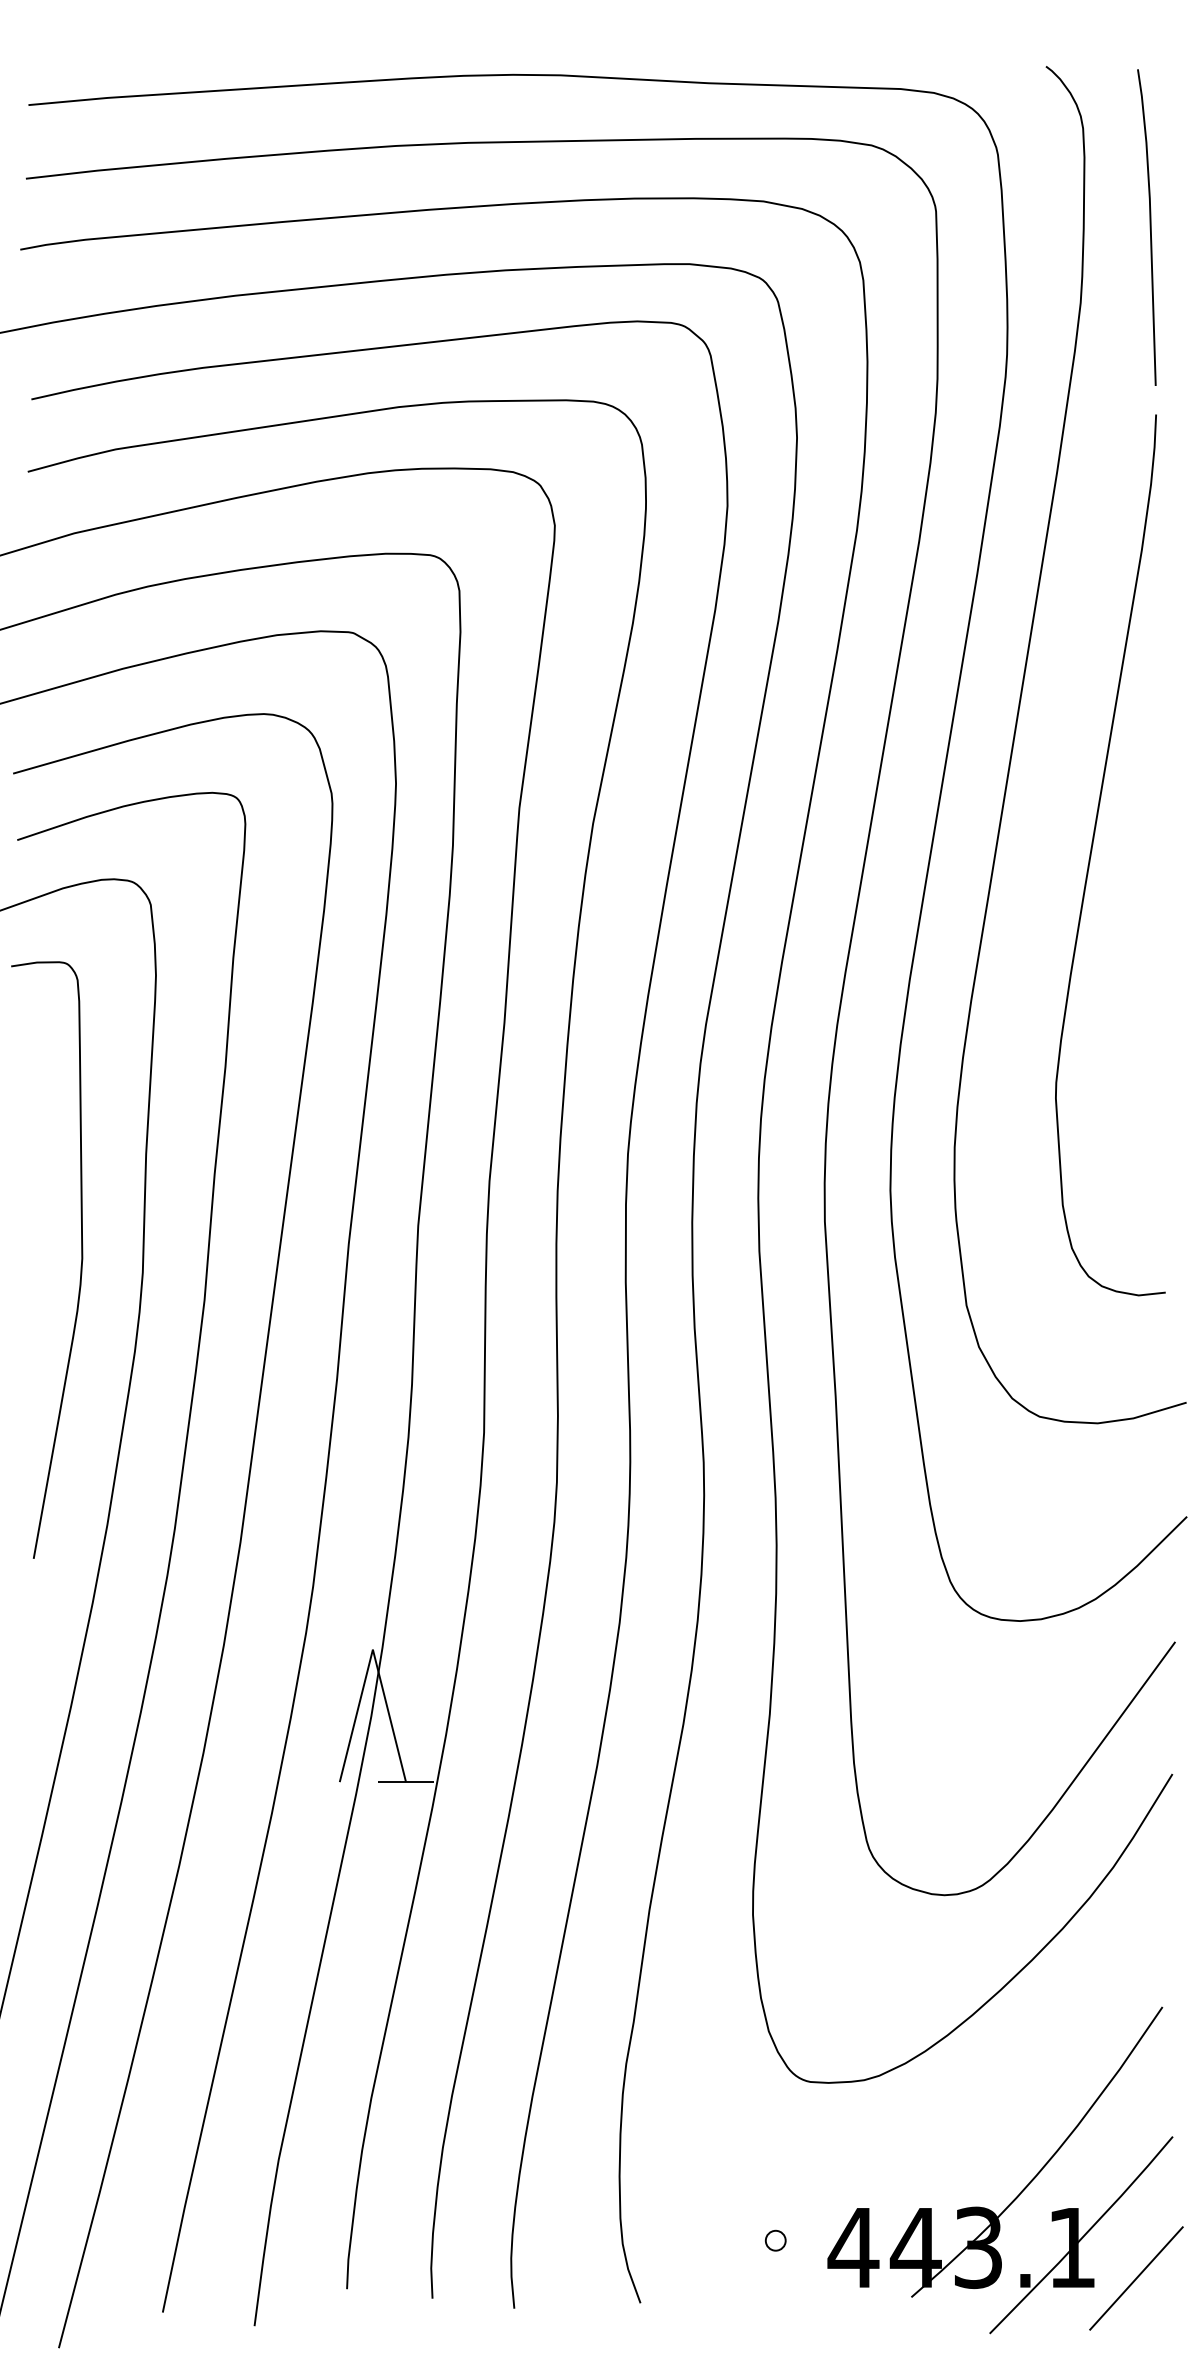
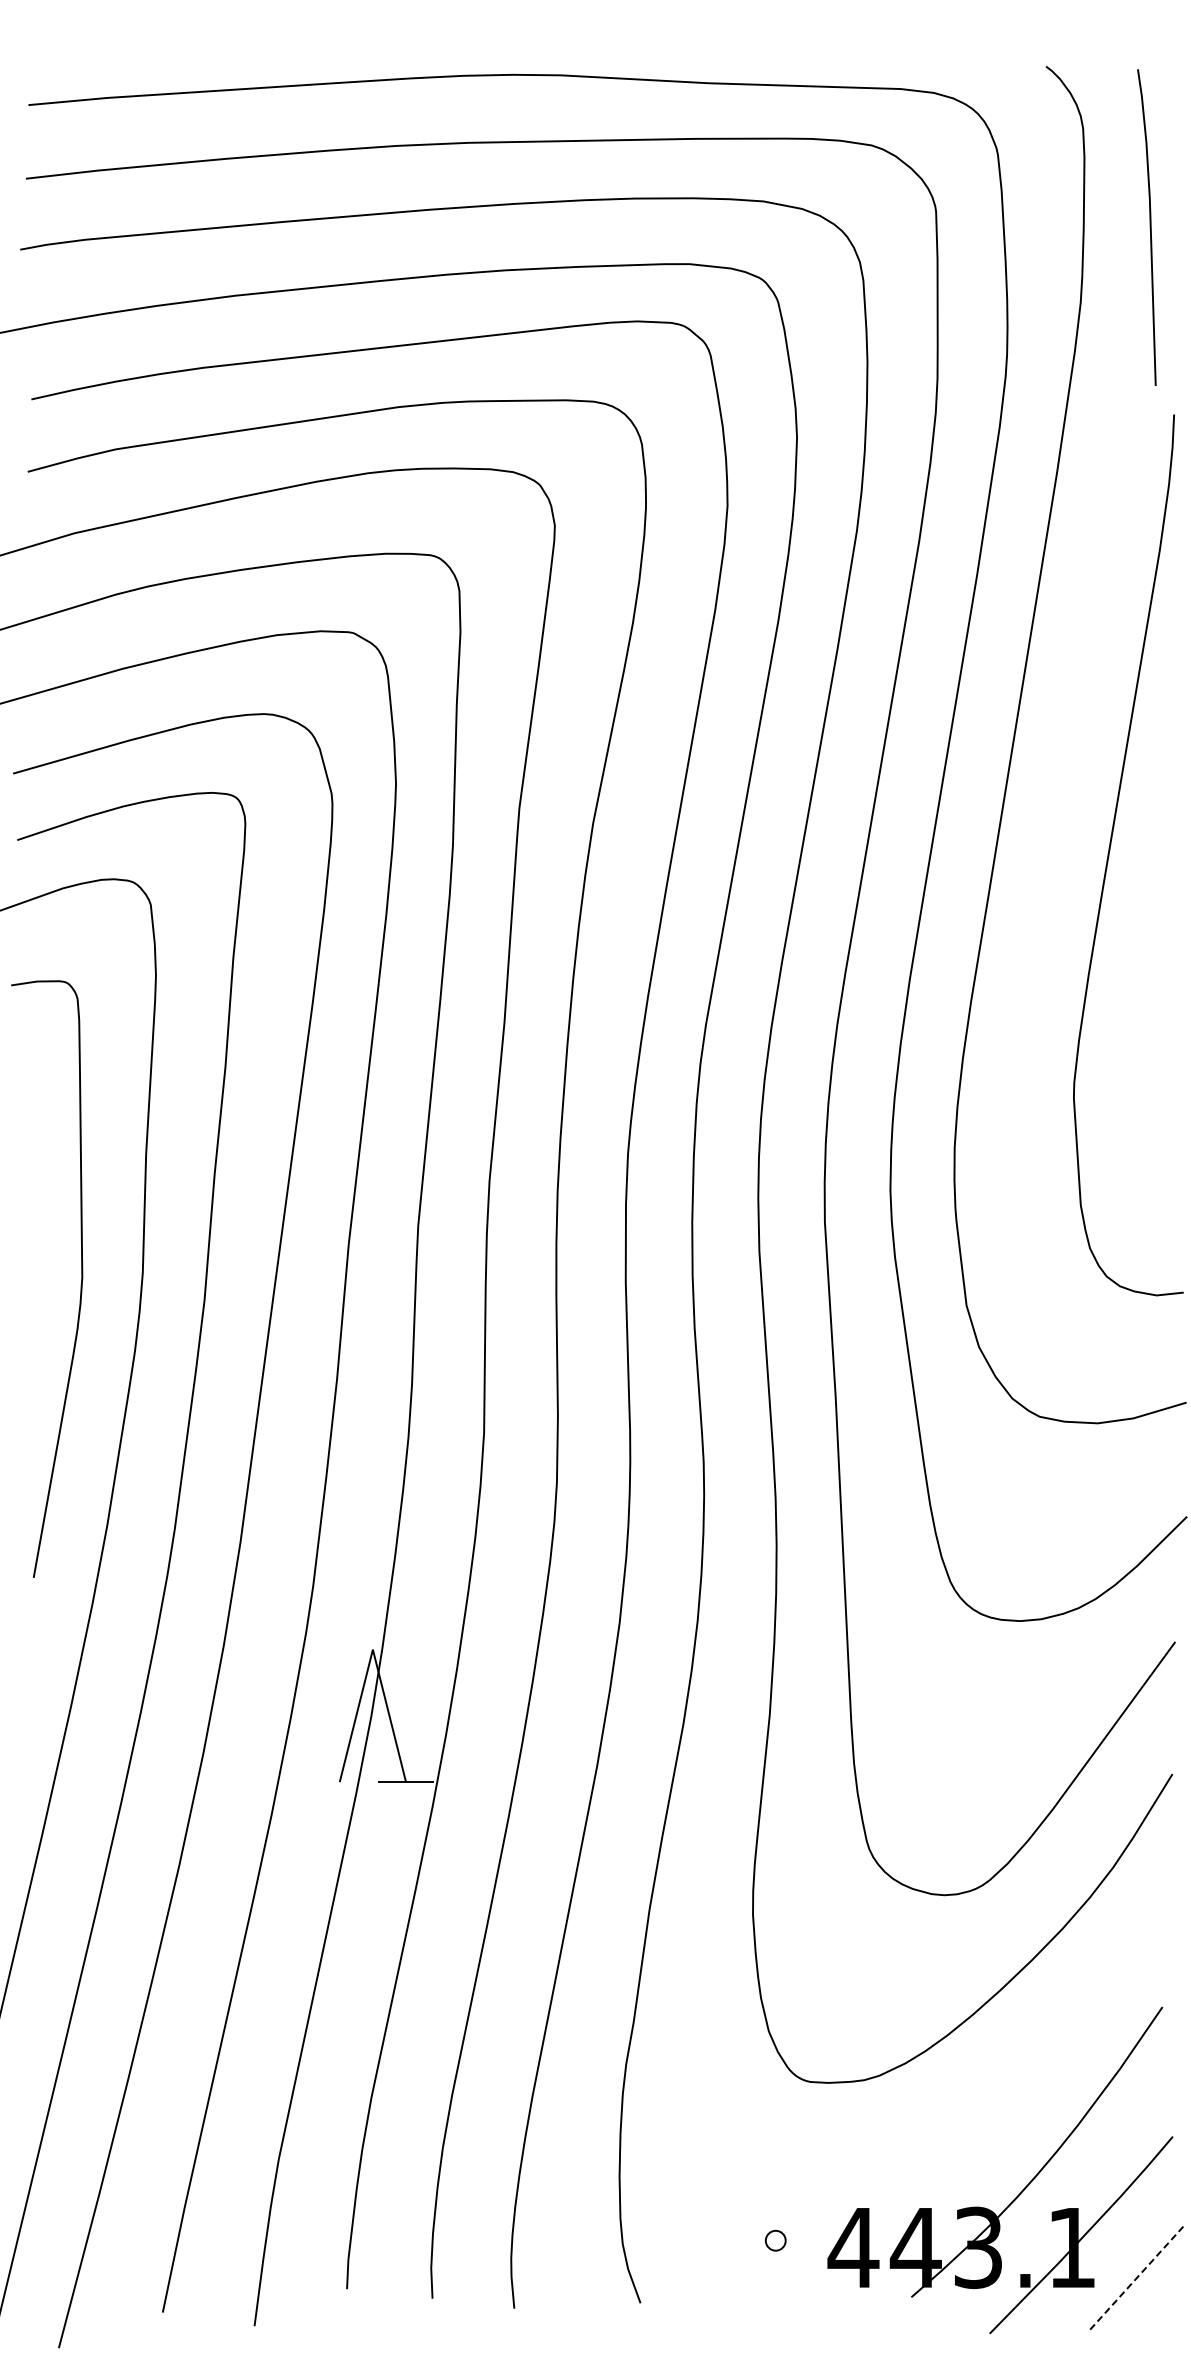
curve position: (1092, 850) -> (1110, 850) (1110, 850)
curve position: (80, 1265) -> (80, 1284) (80, 1284)
line: solid -> dashed (1136, 2278)
